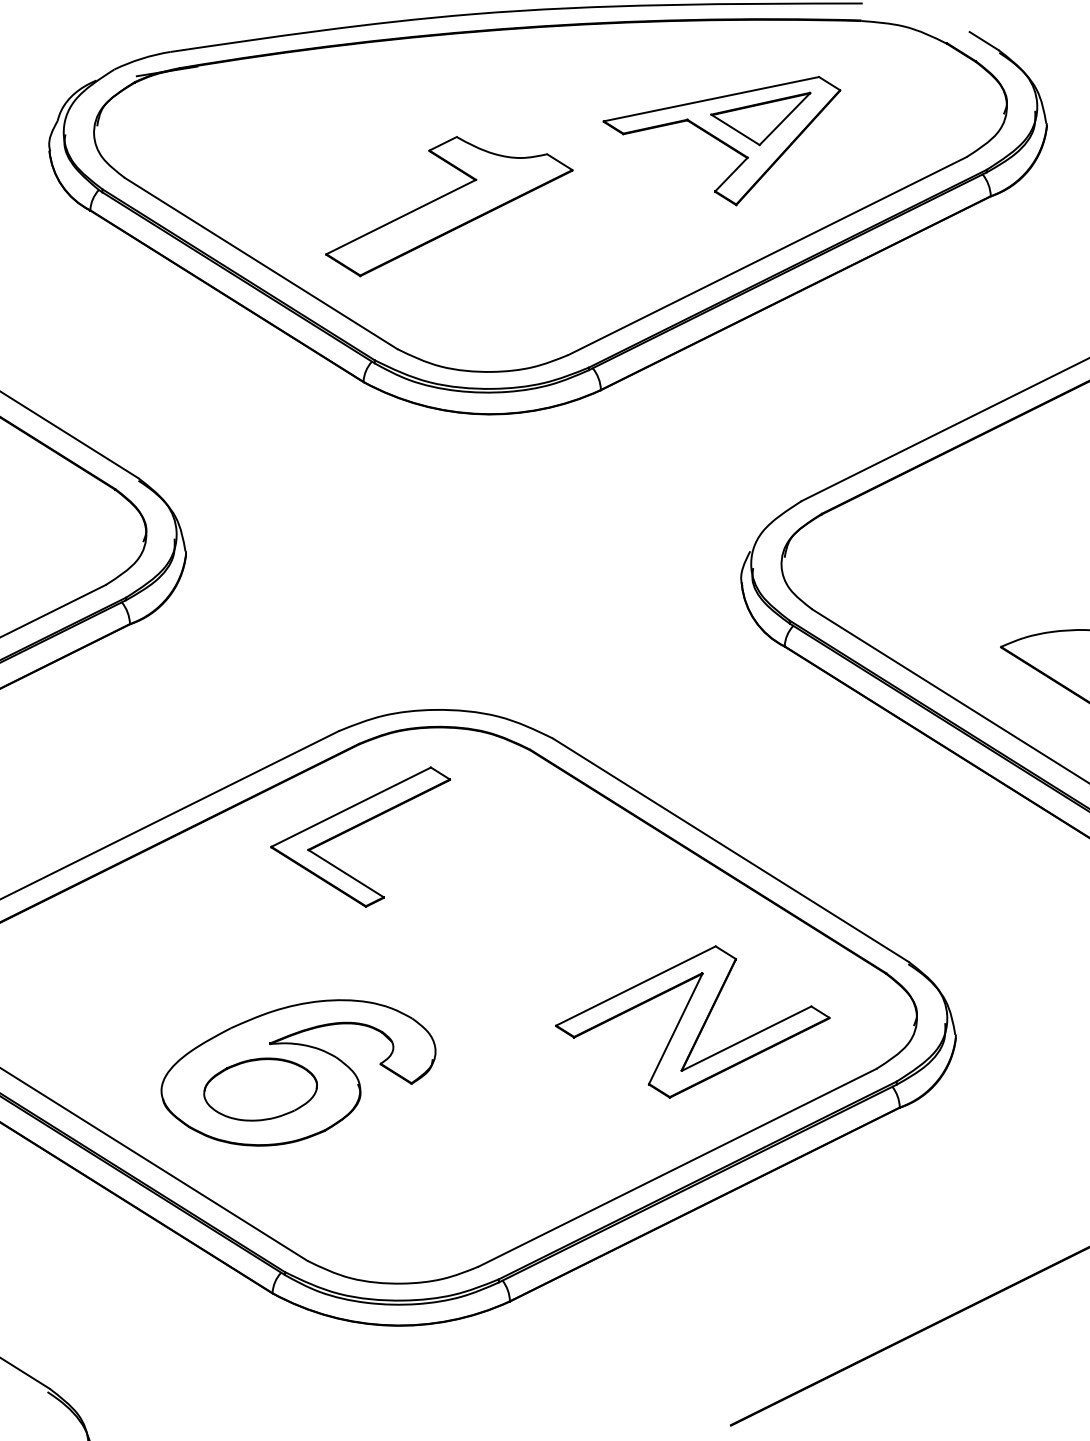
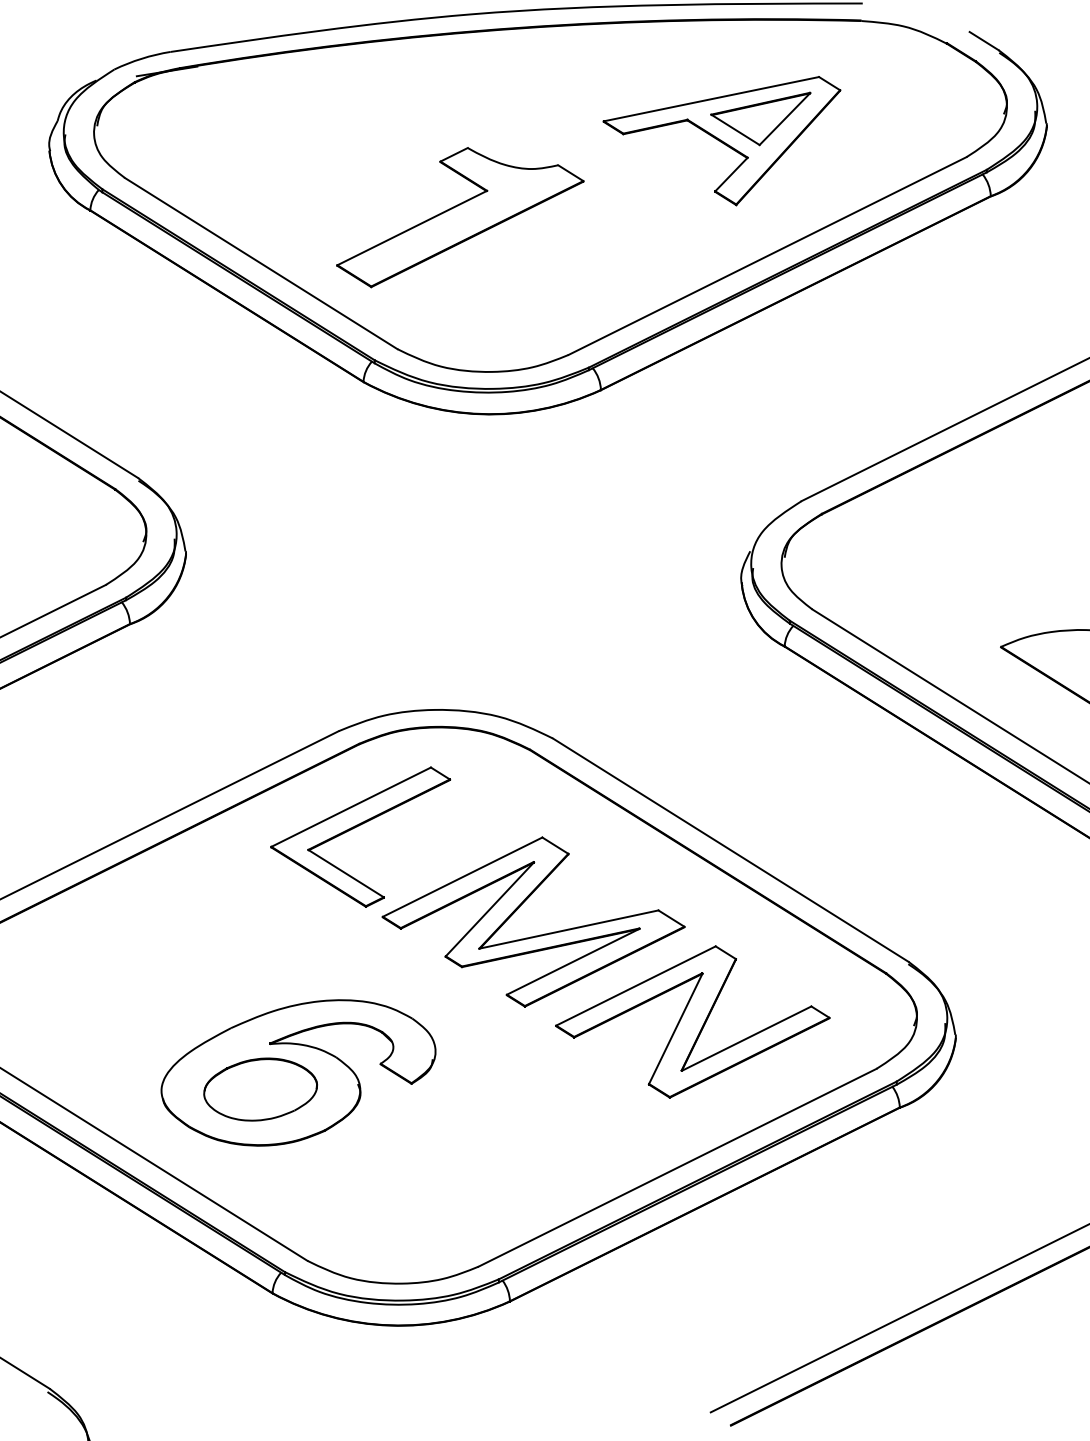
part position: (449, 206) -> (460, 217) (460, 217)
part: none -> present (535, 935)
line: none -> present (898, 1318)
